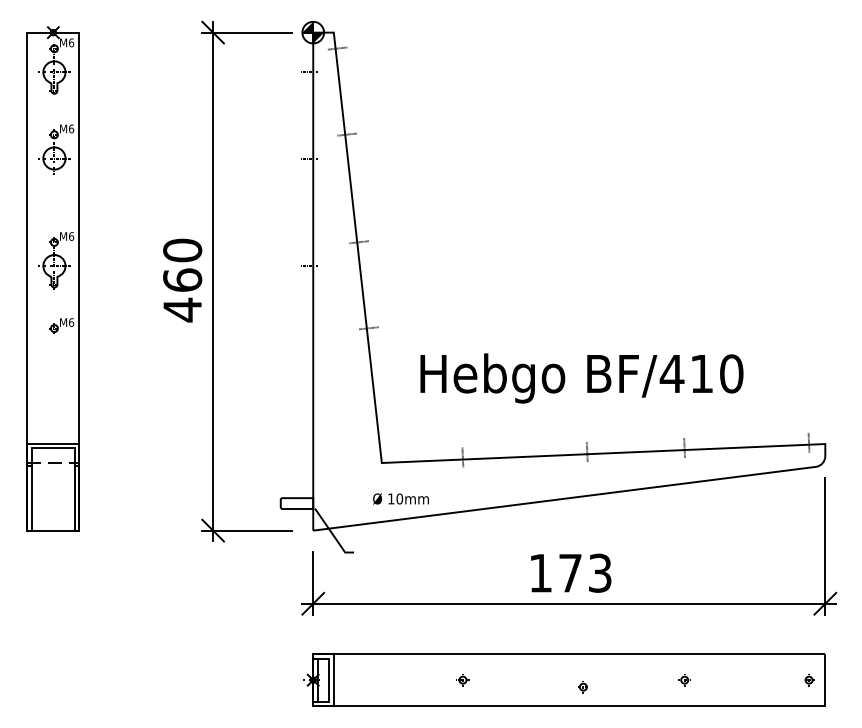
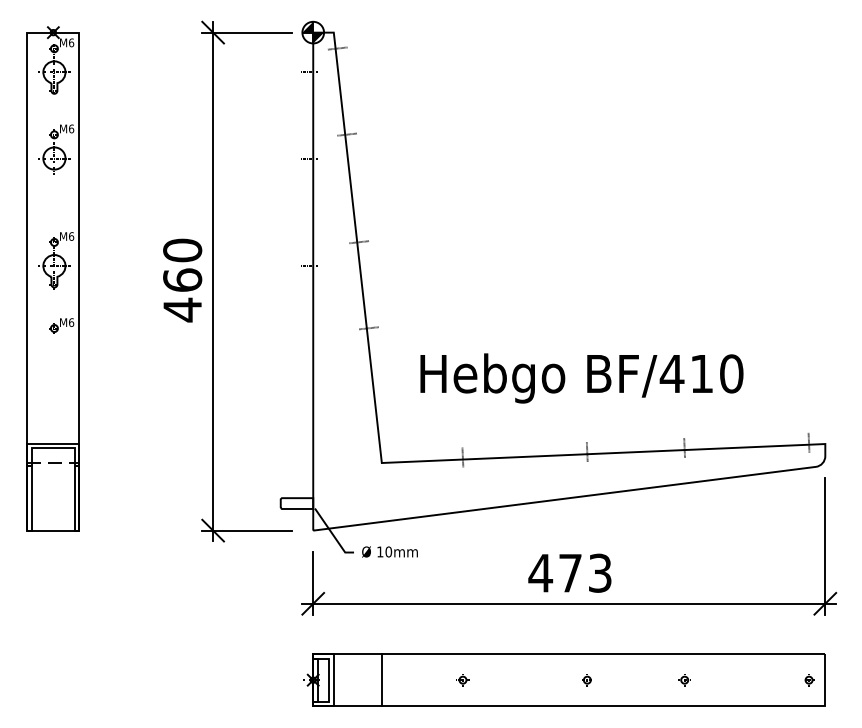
text position: (400, 498) -> (389, 551) (389, 551)
text: 173 -> 473 (540, 573)
line: none -> present (381, 680)
part position: (582, 687) -> (586, 680) (586, 680)
